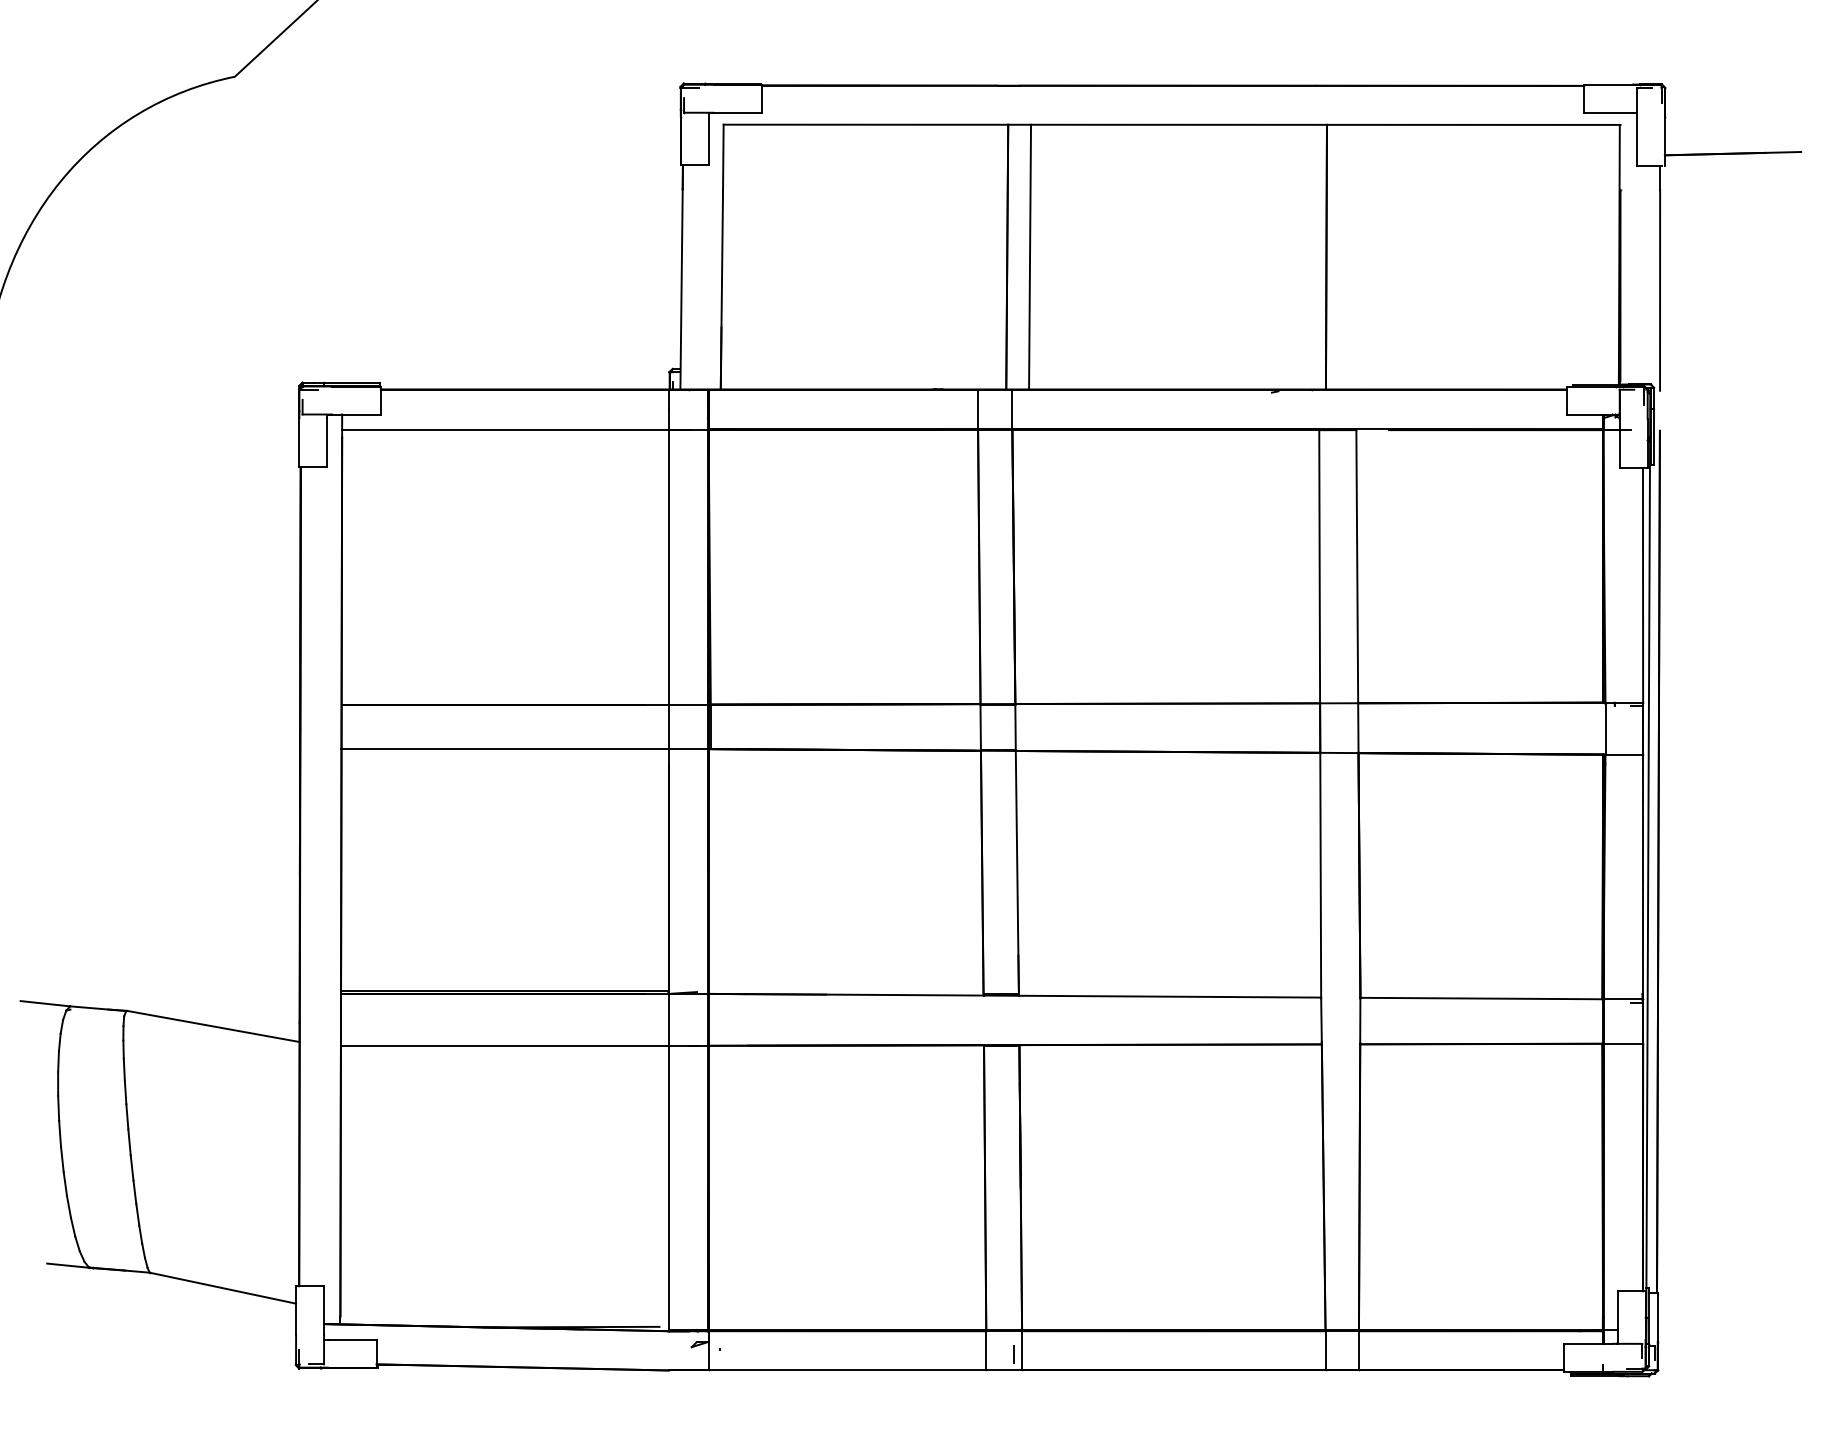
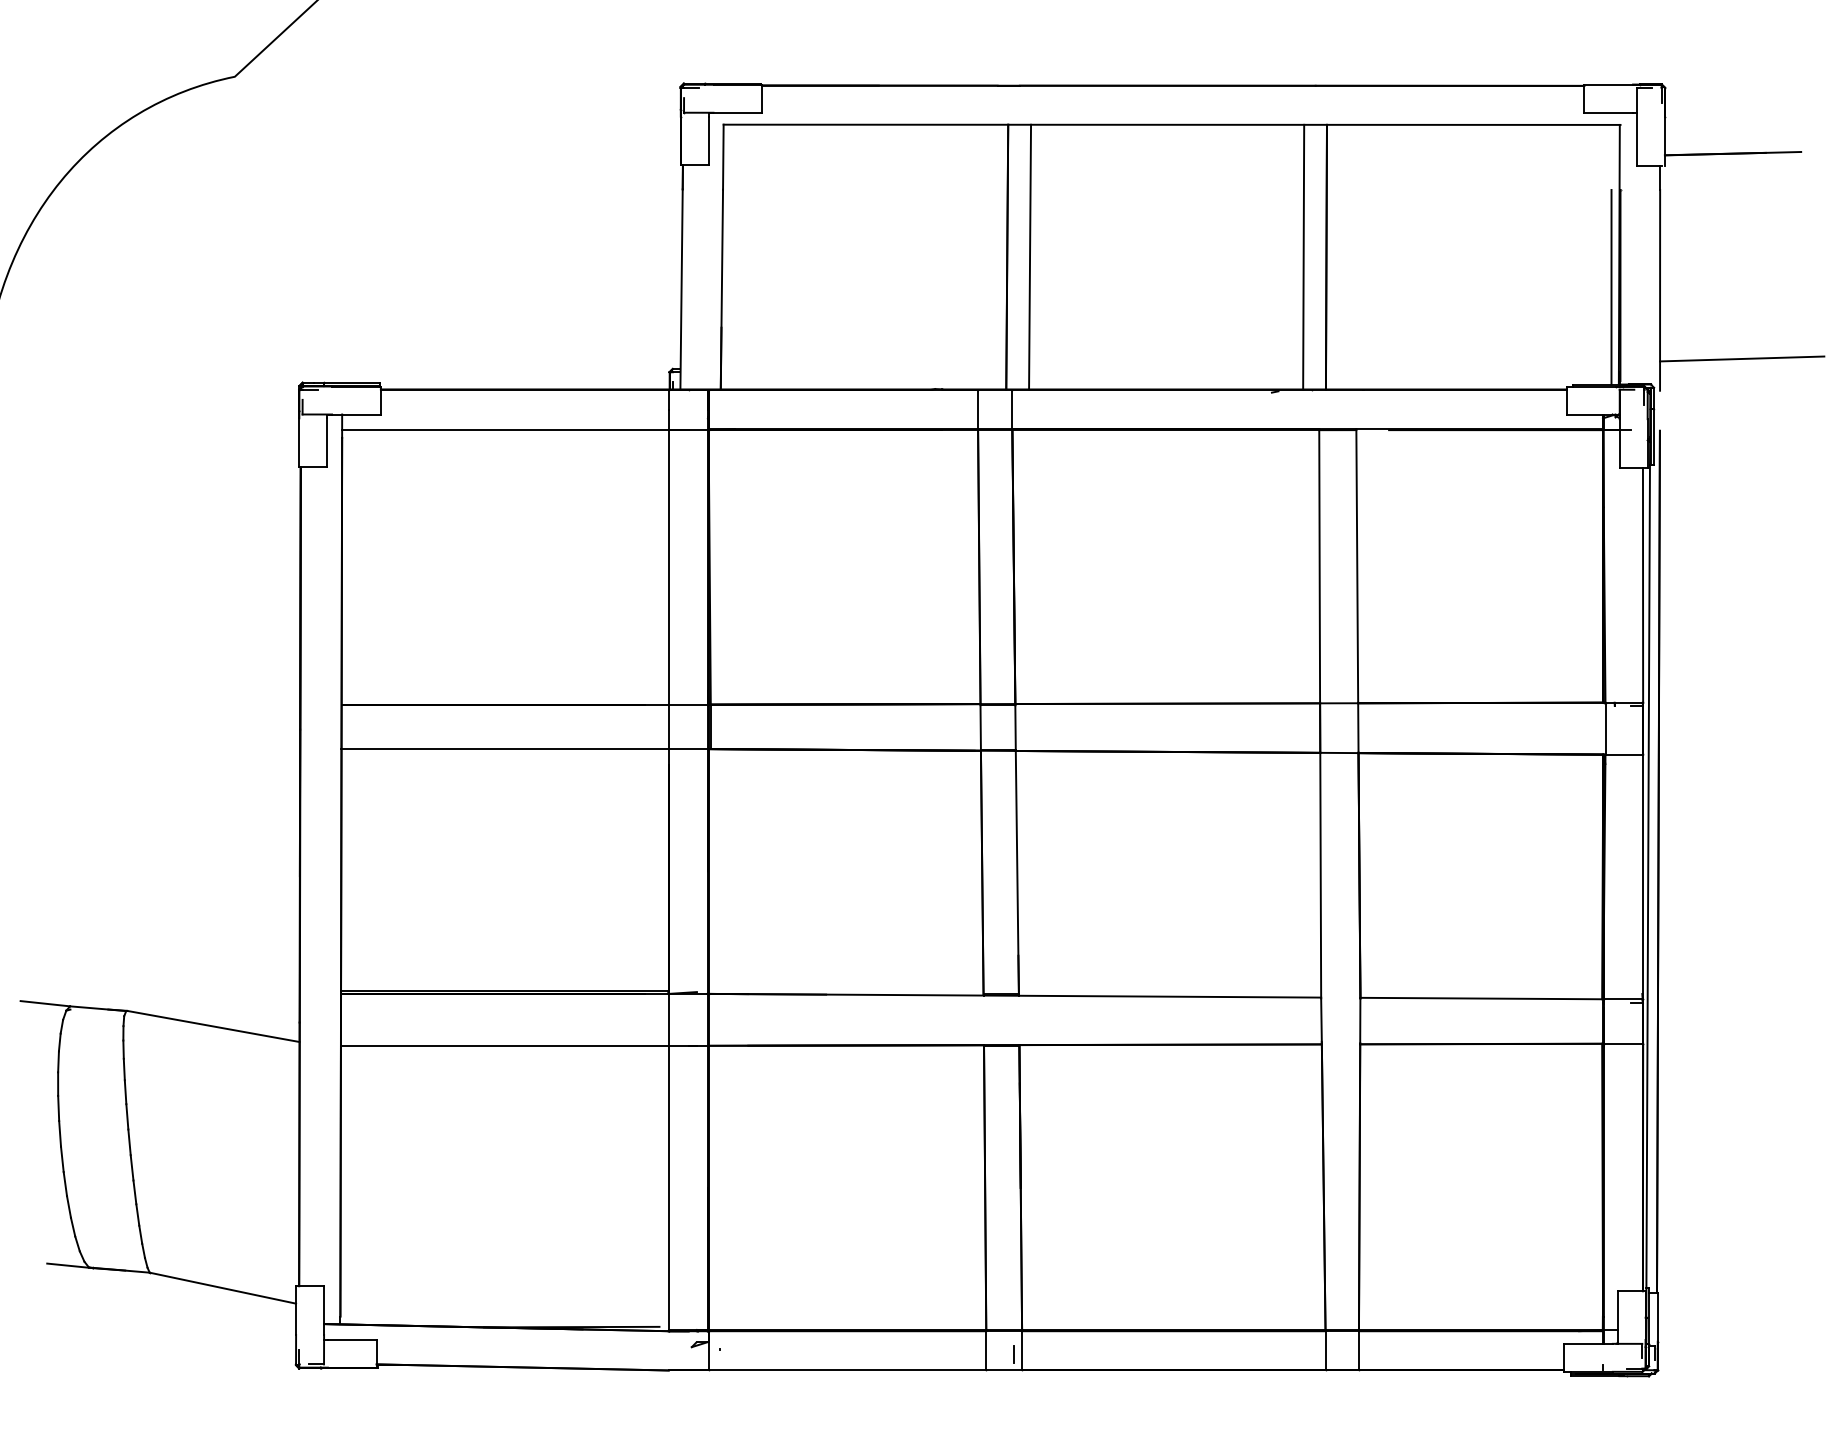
line: none -> present (1303, 256)
line: none -> present (1611, 287)
line: none -> present (1742, 358)
